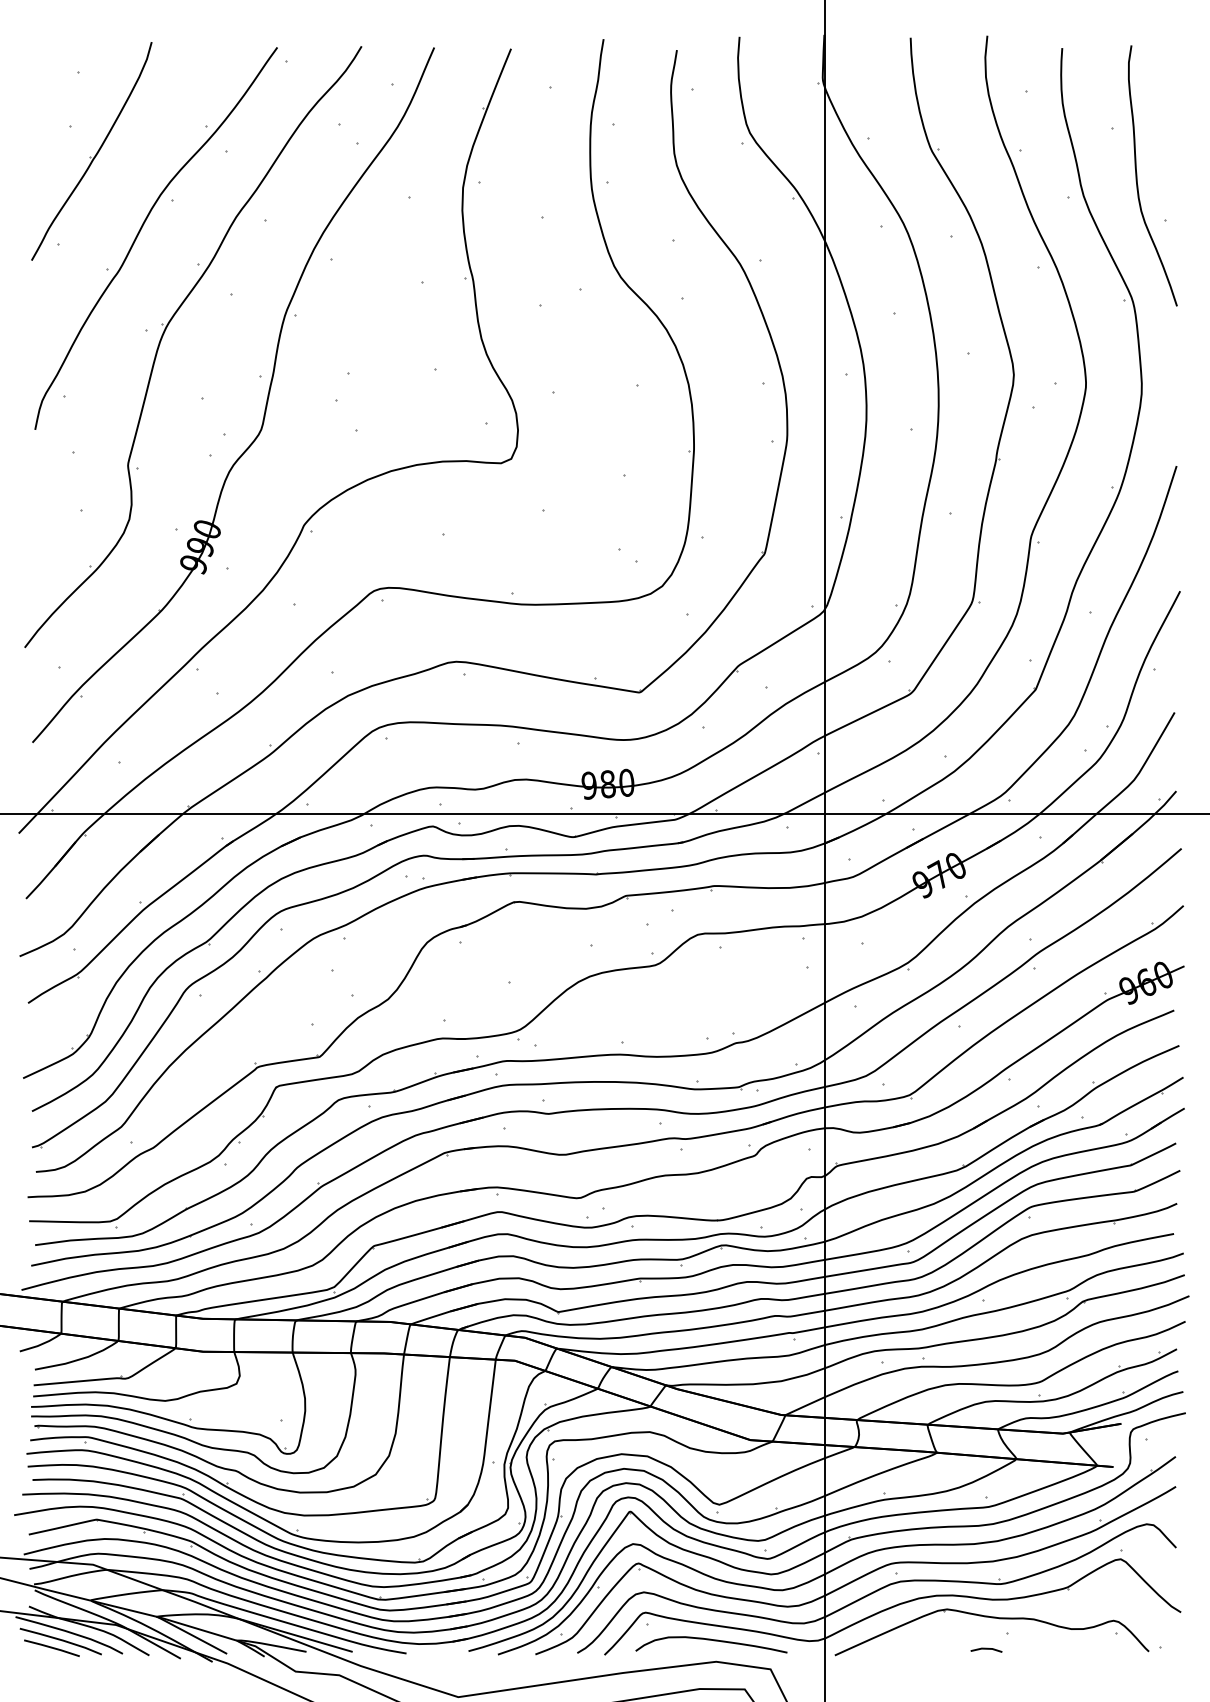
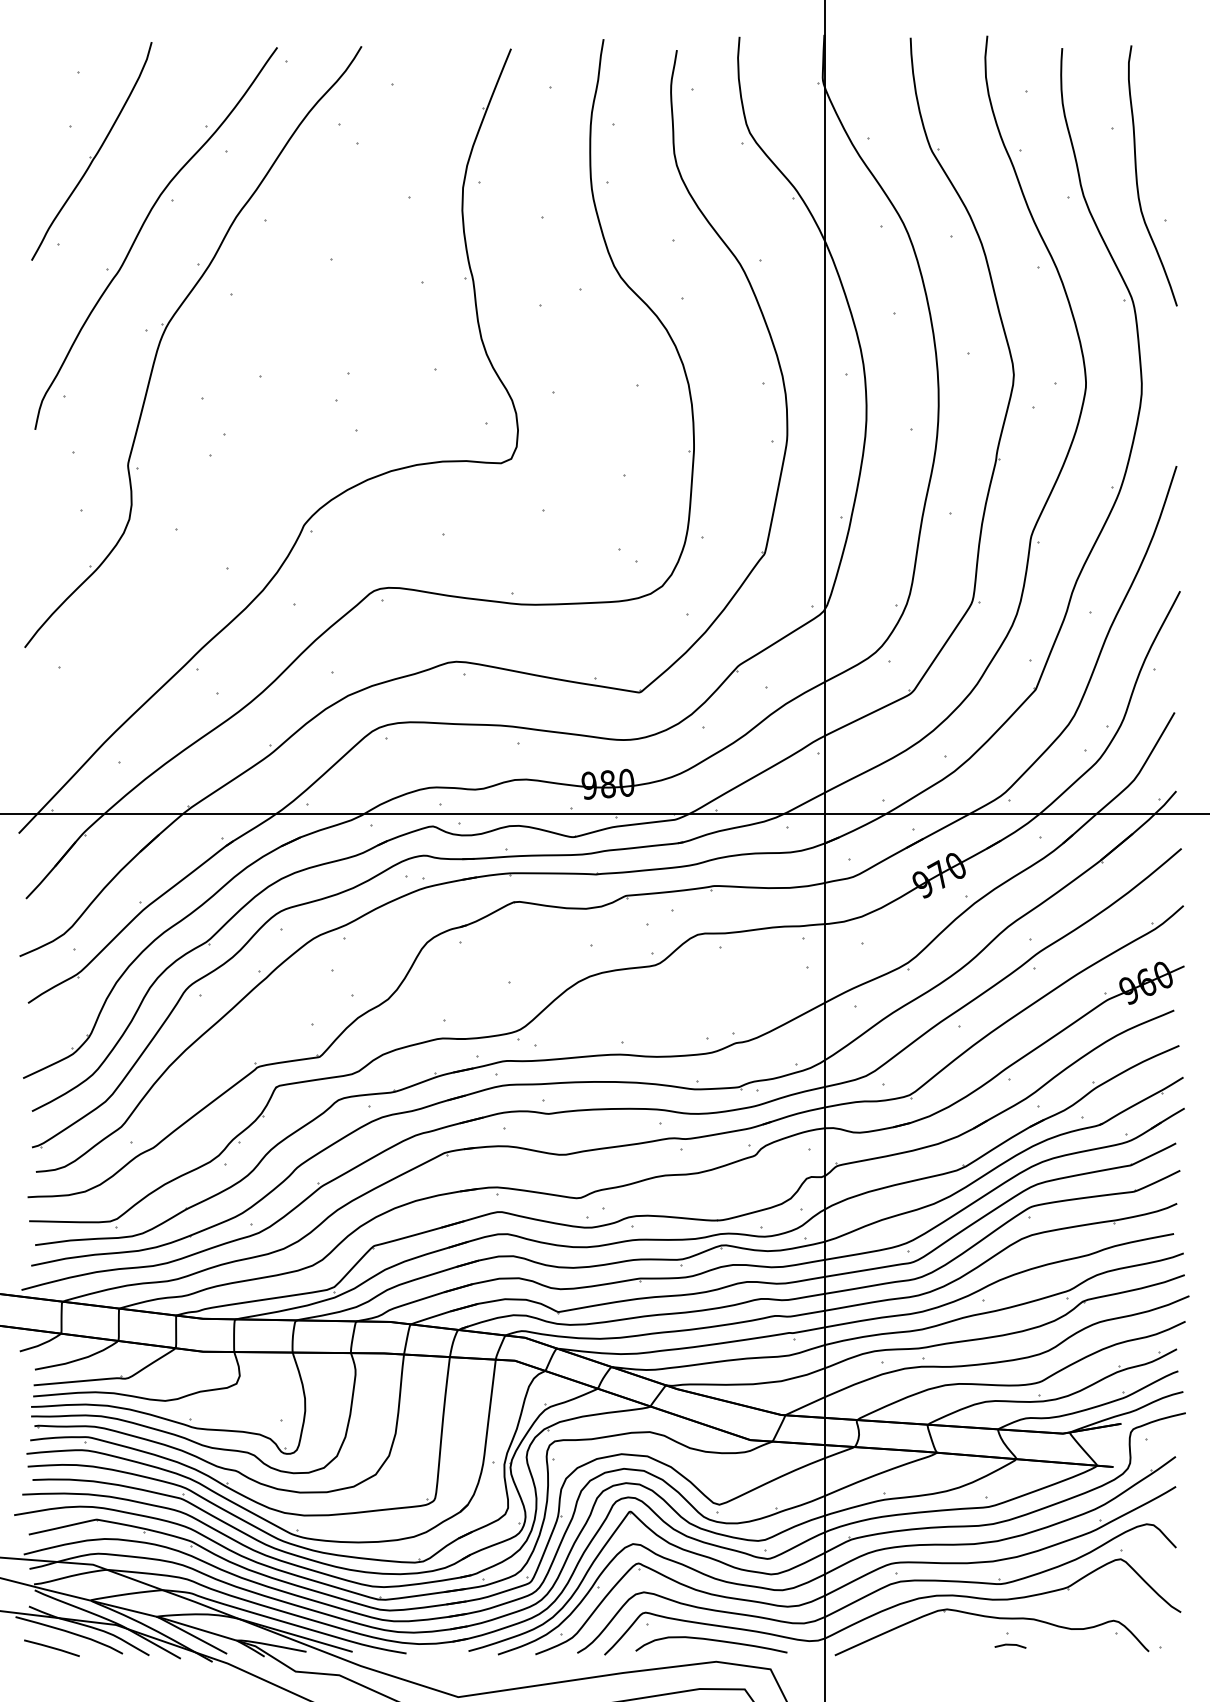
part: present -> none (266, 399)
line: present -> none (60, 1640)
line position: (986, 1649) -> (1010, 1645) (1010, 1645)
